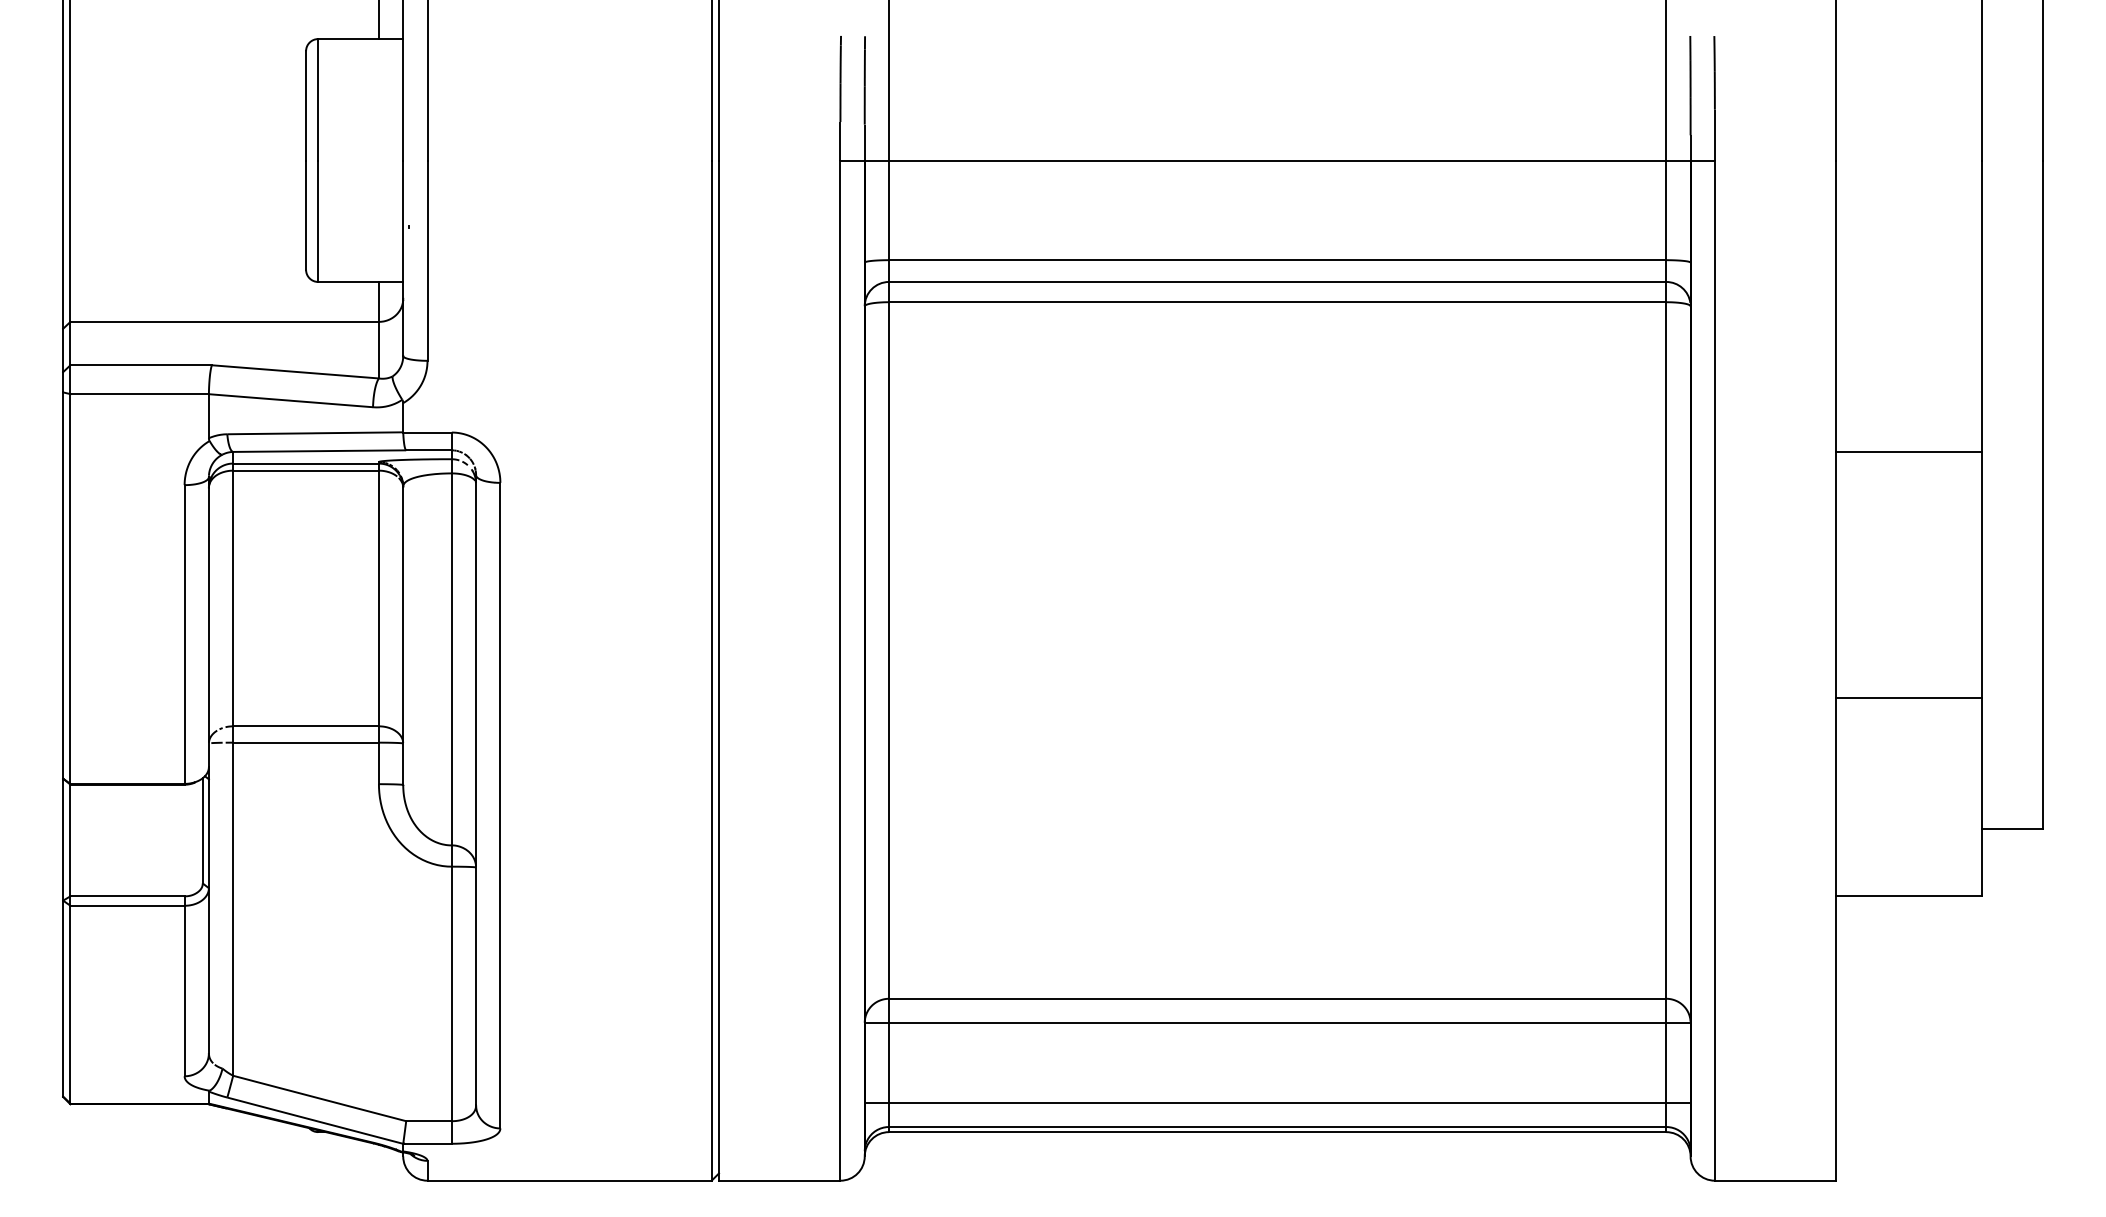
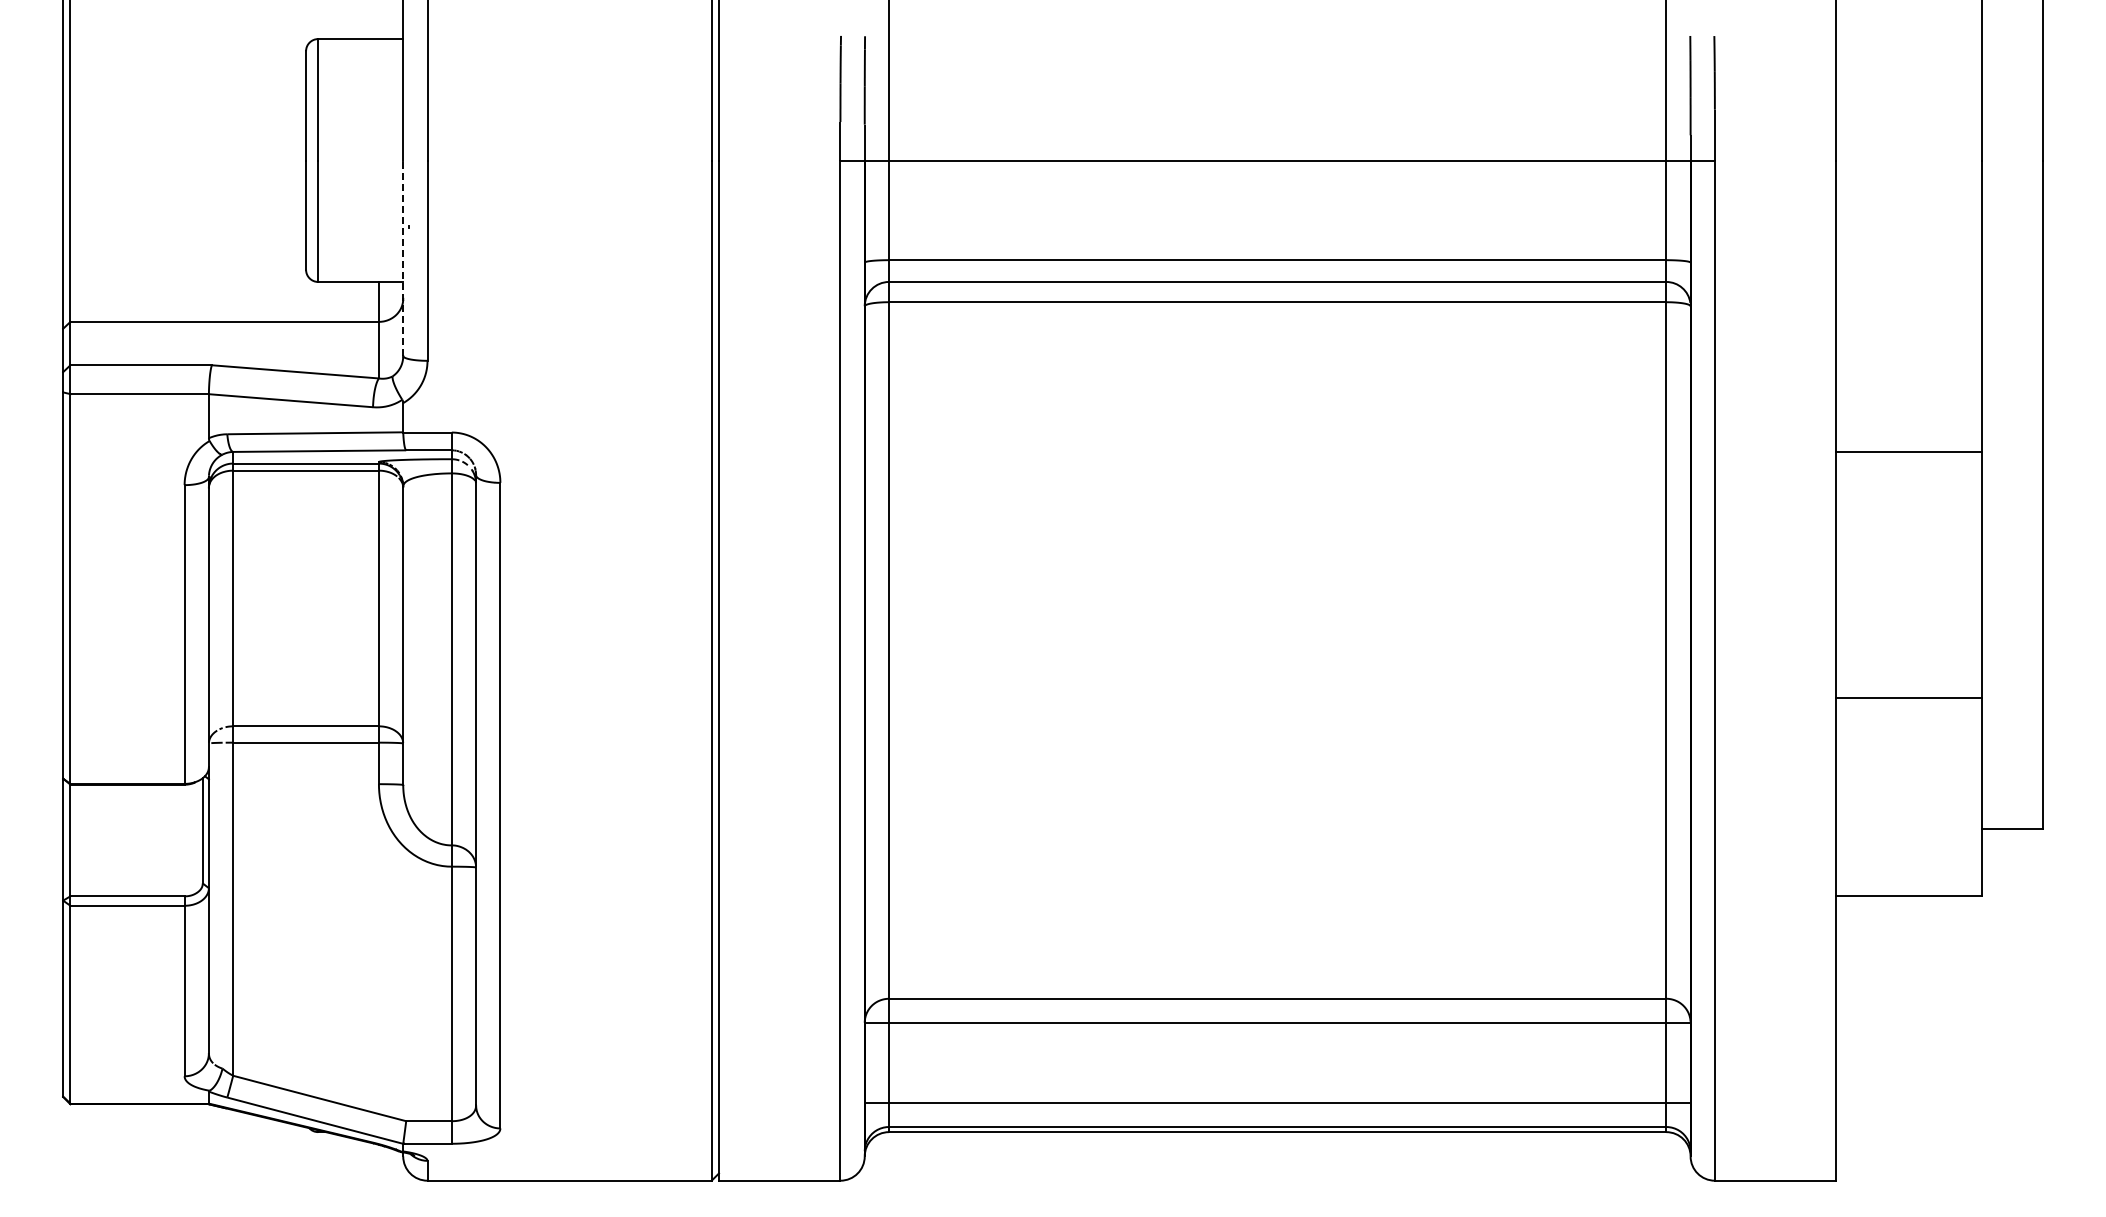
line: present -> none (378, 20)
line: solid -> dashed (403, 258)
